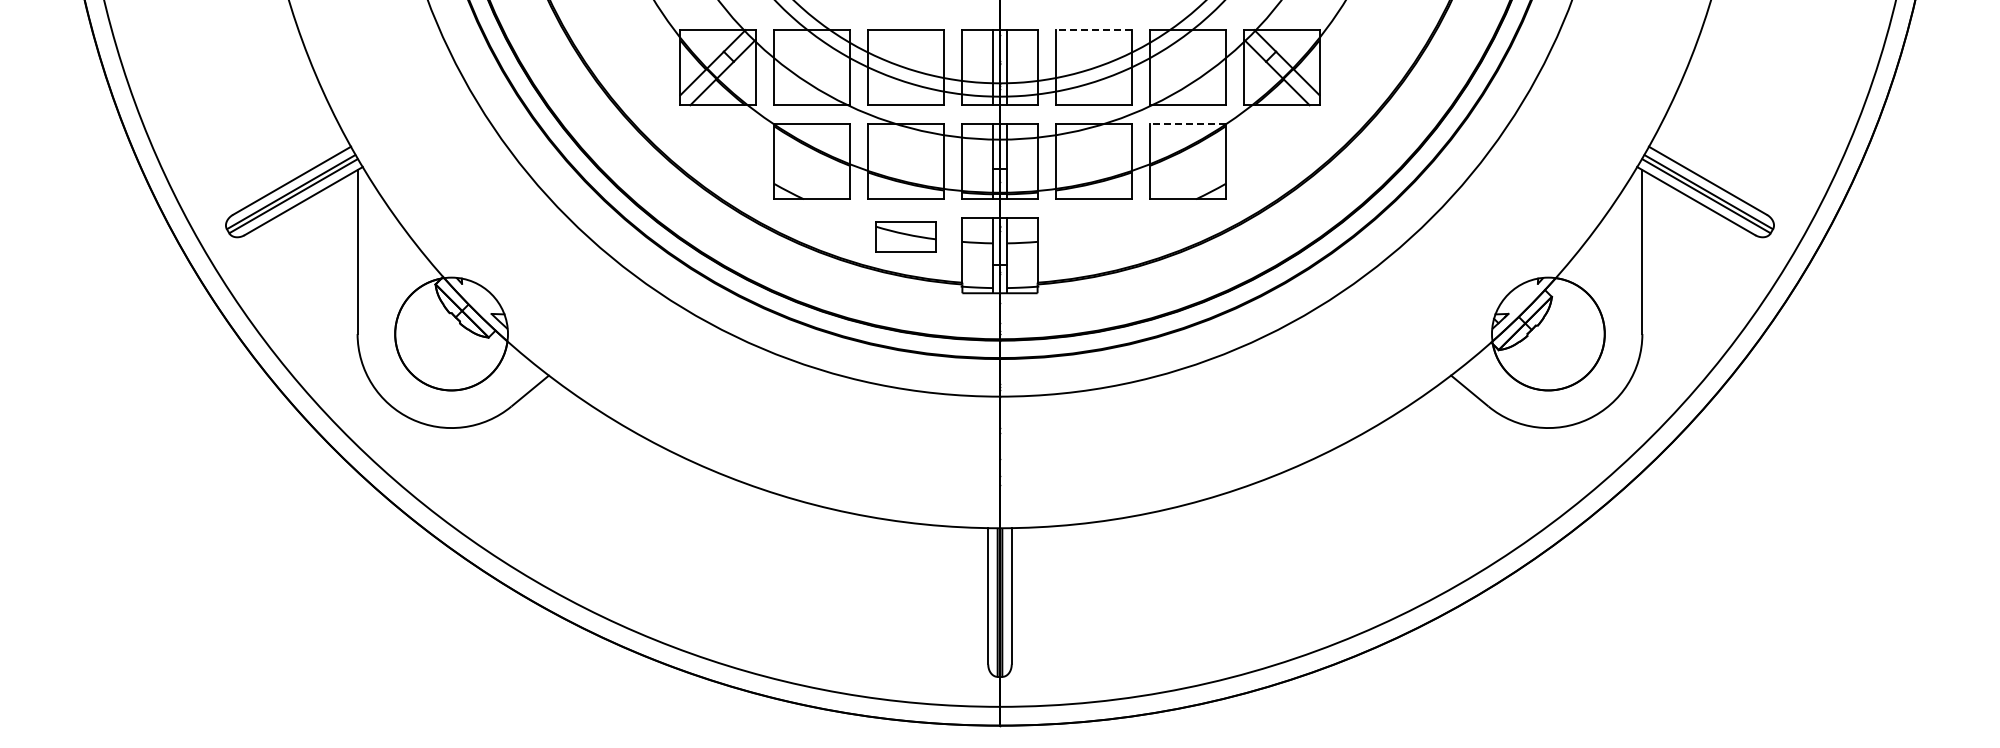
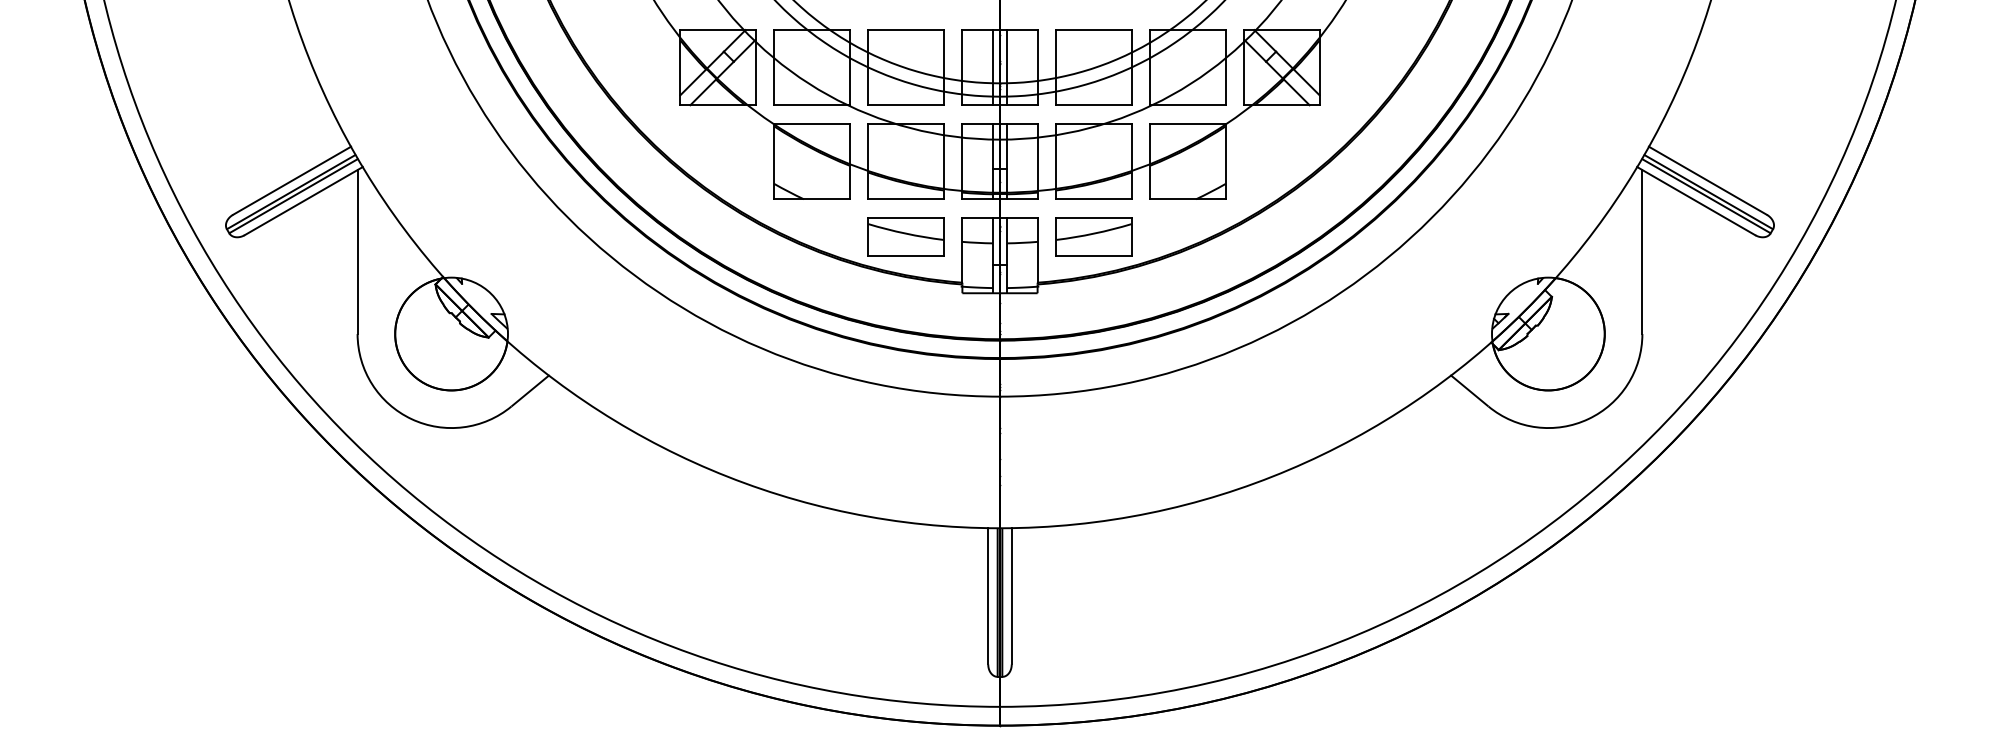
line: dashed -> solid (1094, 30)
line: dashed -> solid (1188, 124)
part size: 62x32 px -> 78x40 px (905, 236)
part: none -> present (1093, 236)
